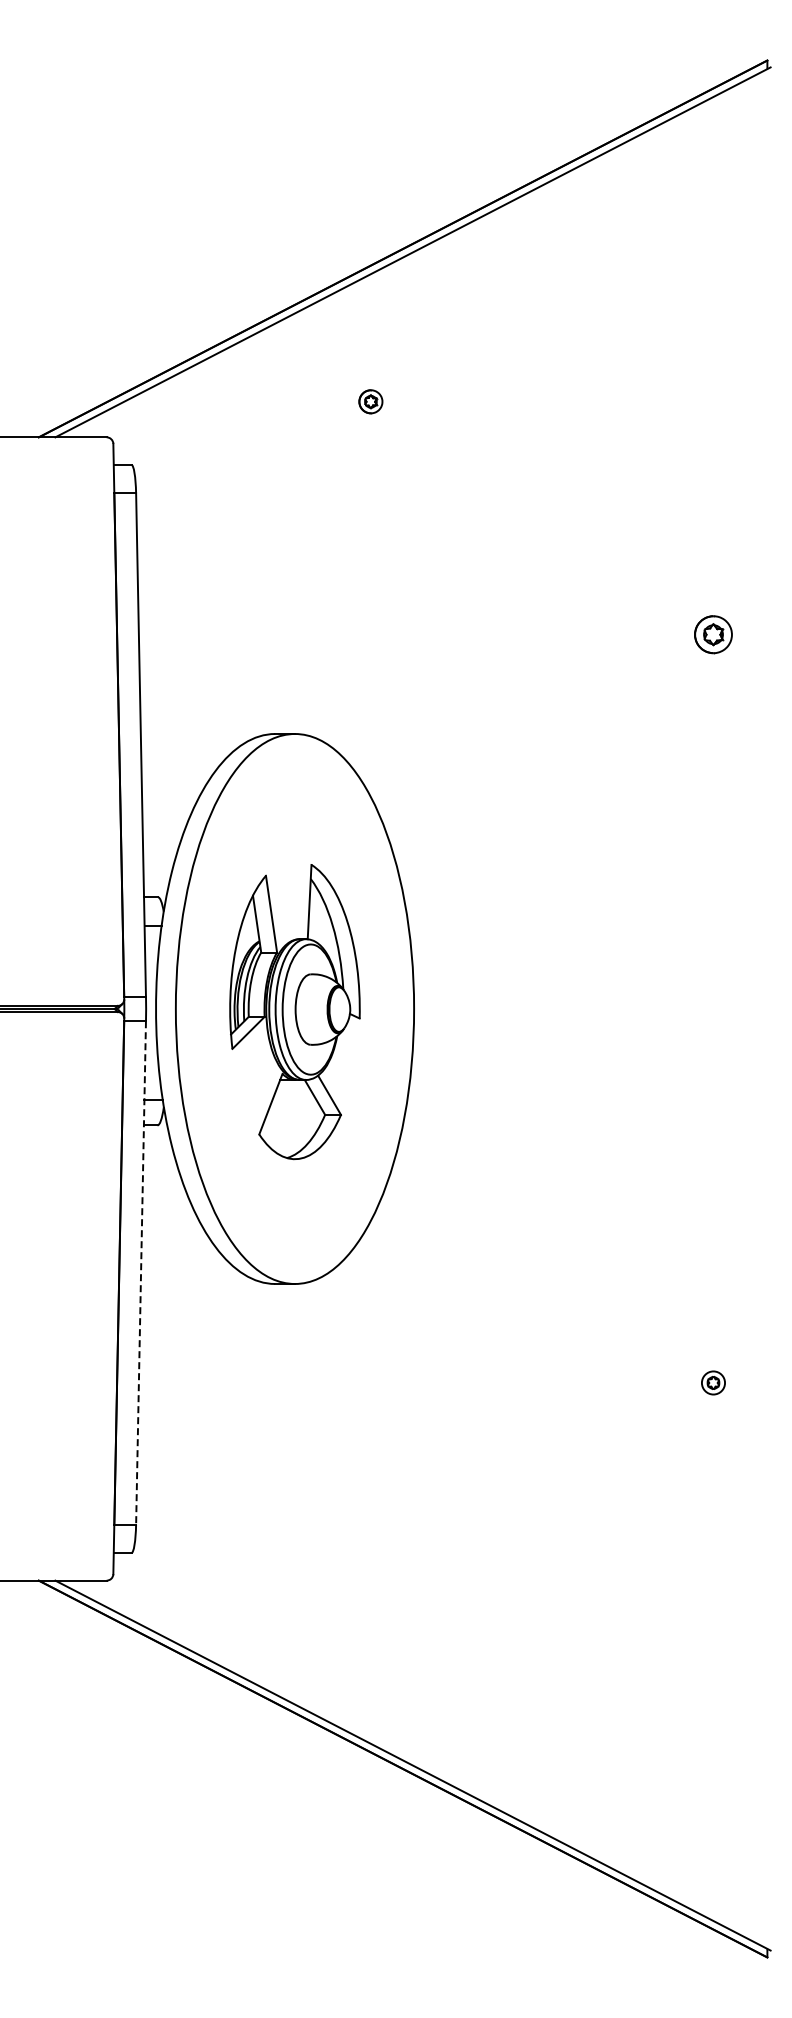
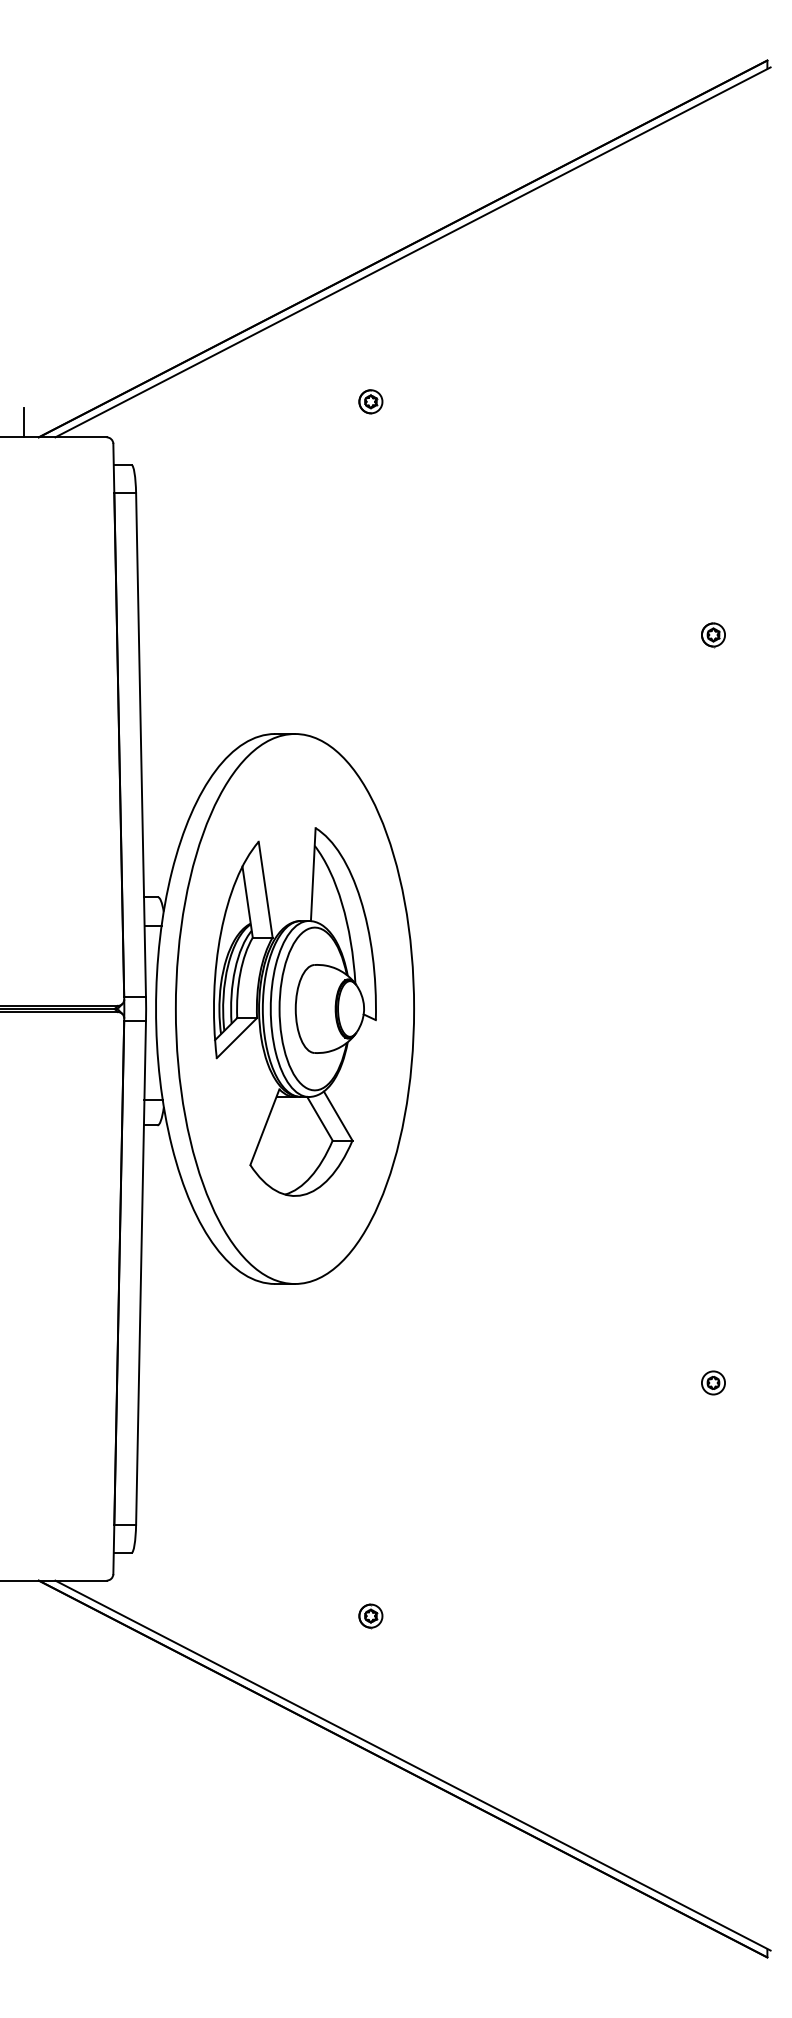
line: none -> present (23, 422)
part size: 39x40 px -> 25x27 px (713, 635)
part size: 132x297 px -> 164x370 px (294, 1011)
line: dashed -> solid (141, 1272)
part: none -> present (370, 1616)
